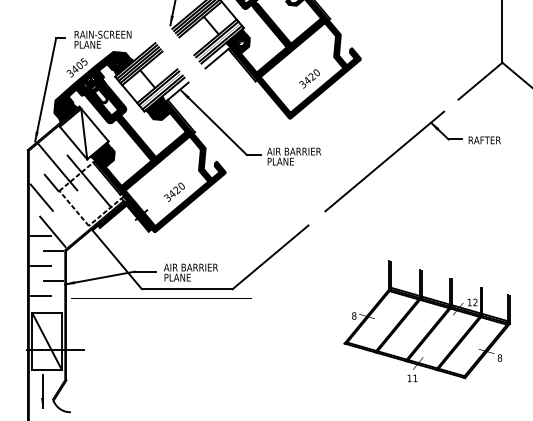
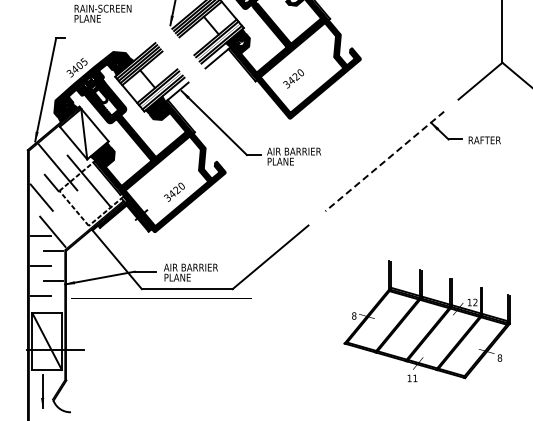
text position: (102, 39) -> (102, 13) (102, 13)
text position: (309, 78) -> (293, 78) (293, 78)
line: solid -> dashed (384, 161)
